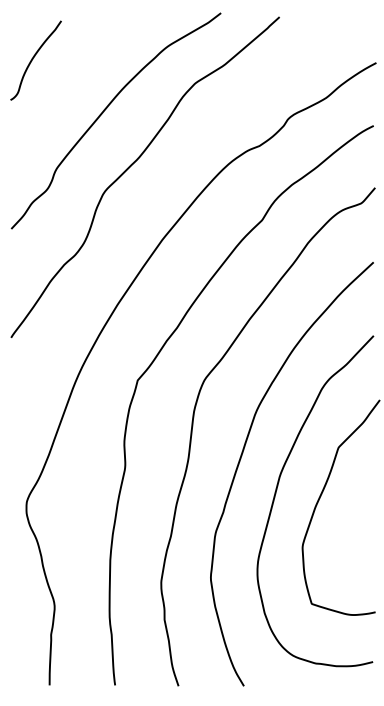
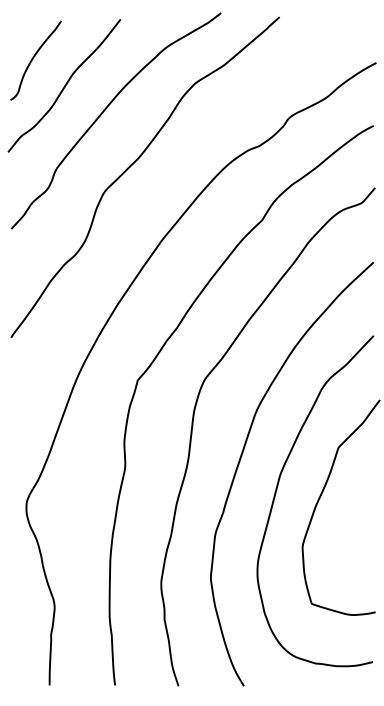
curve: none -> present (64, 85)
